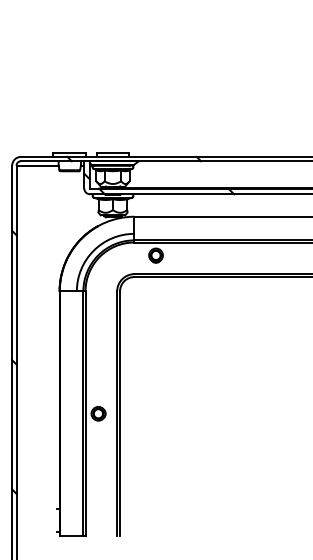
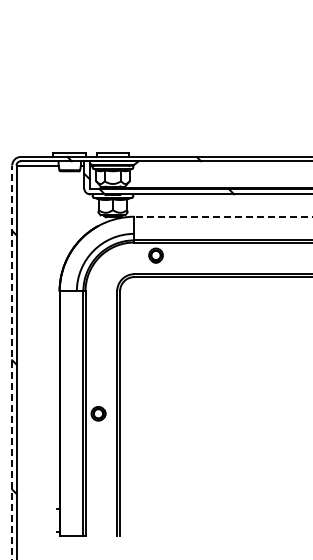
line: solid -> dashed (223, 216)
line: solid -> dashed (12, 362)
